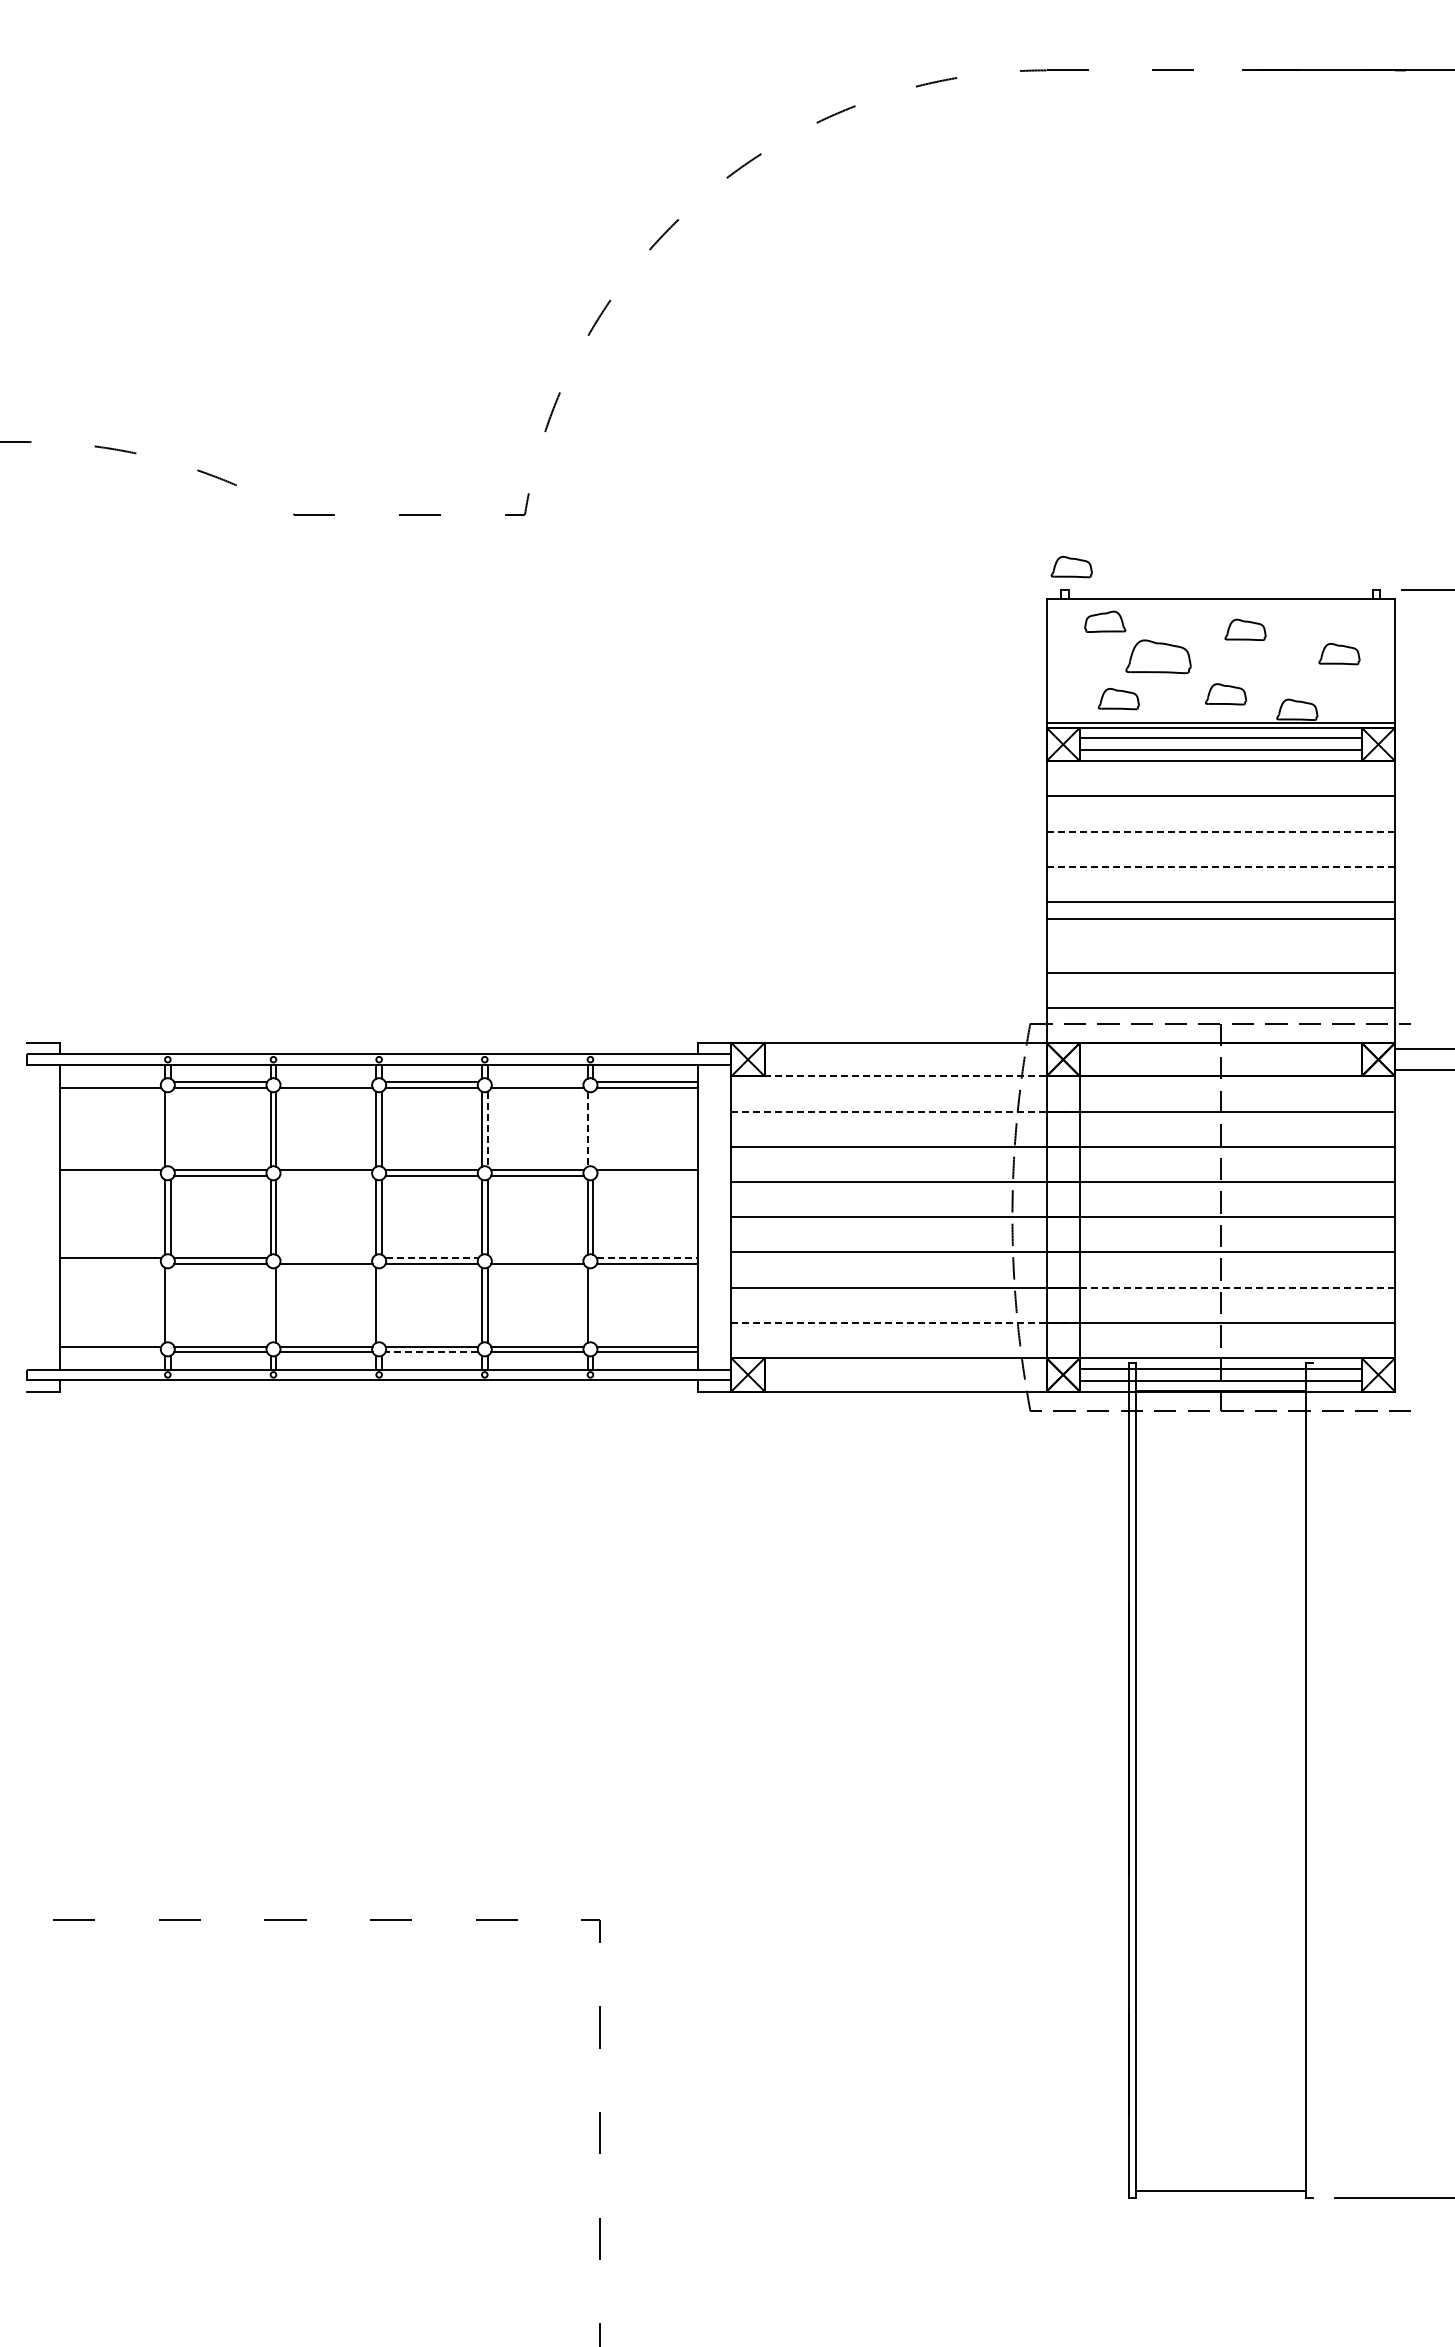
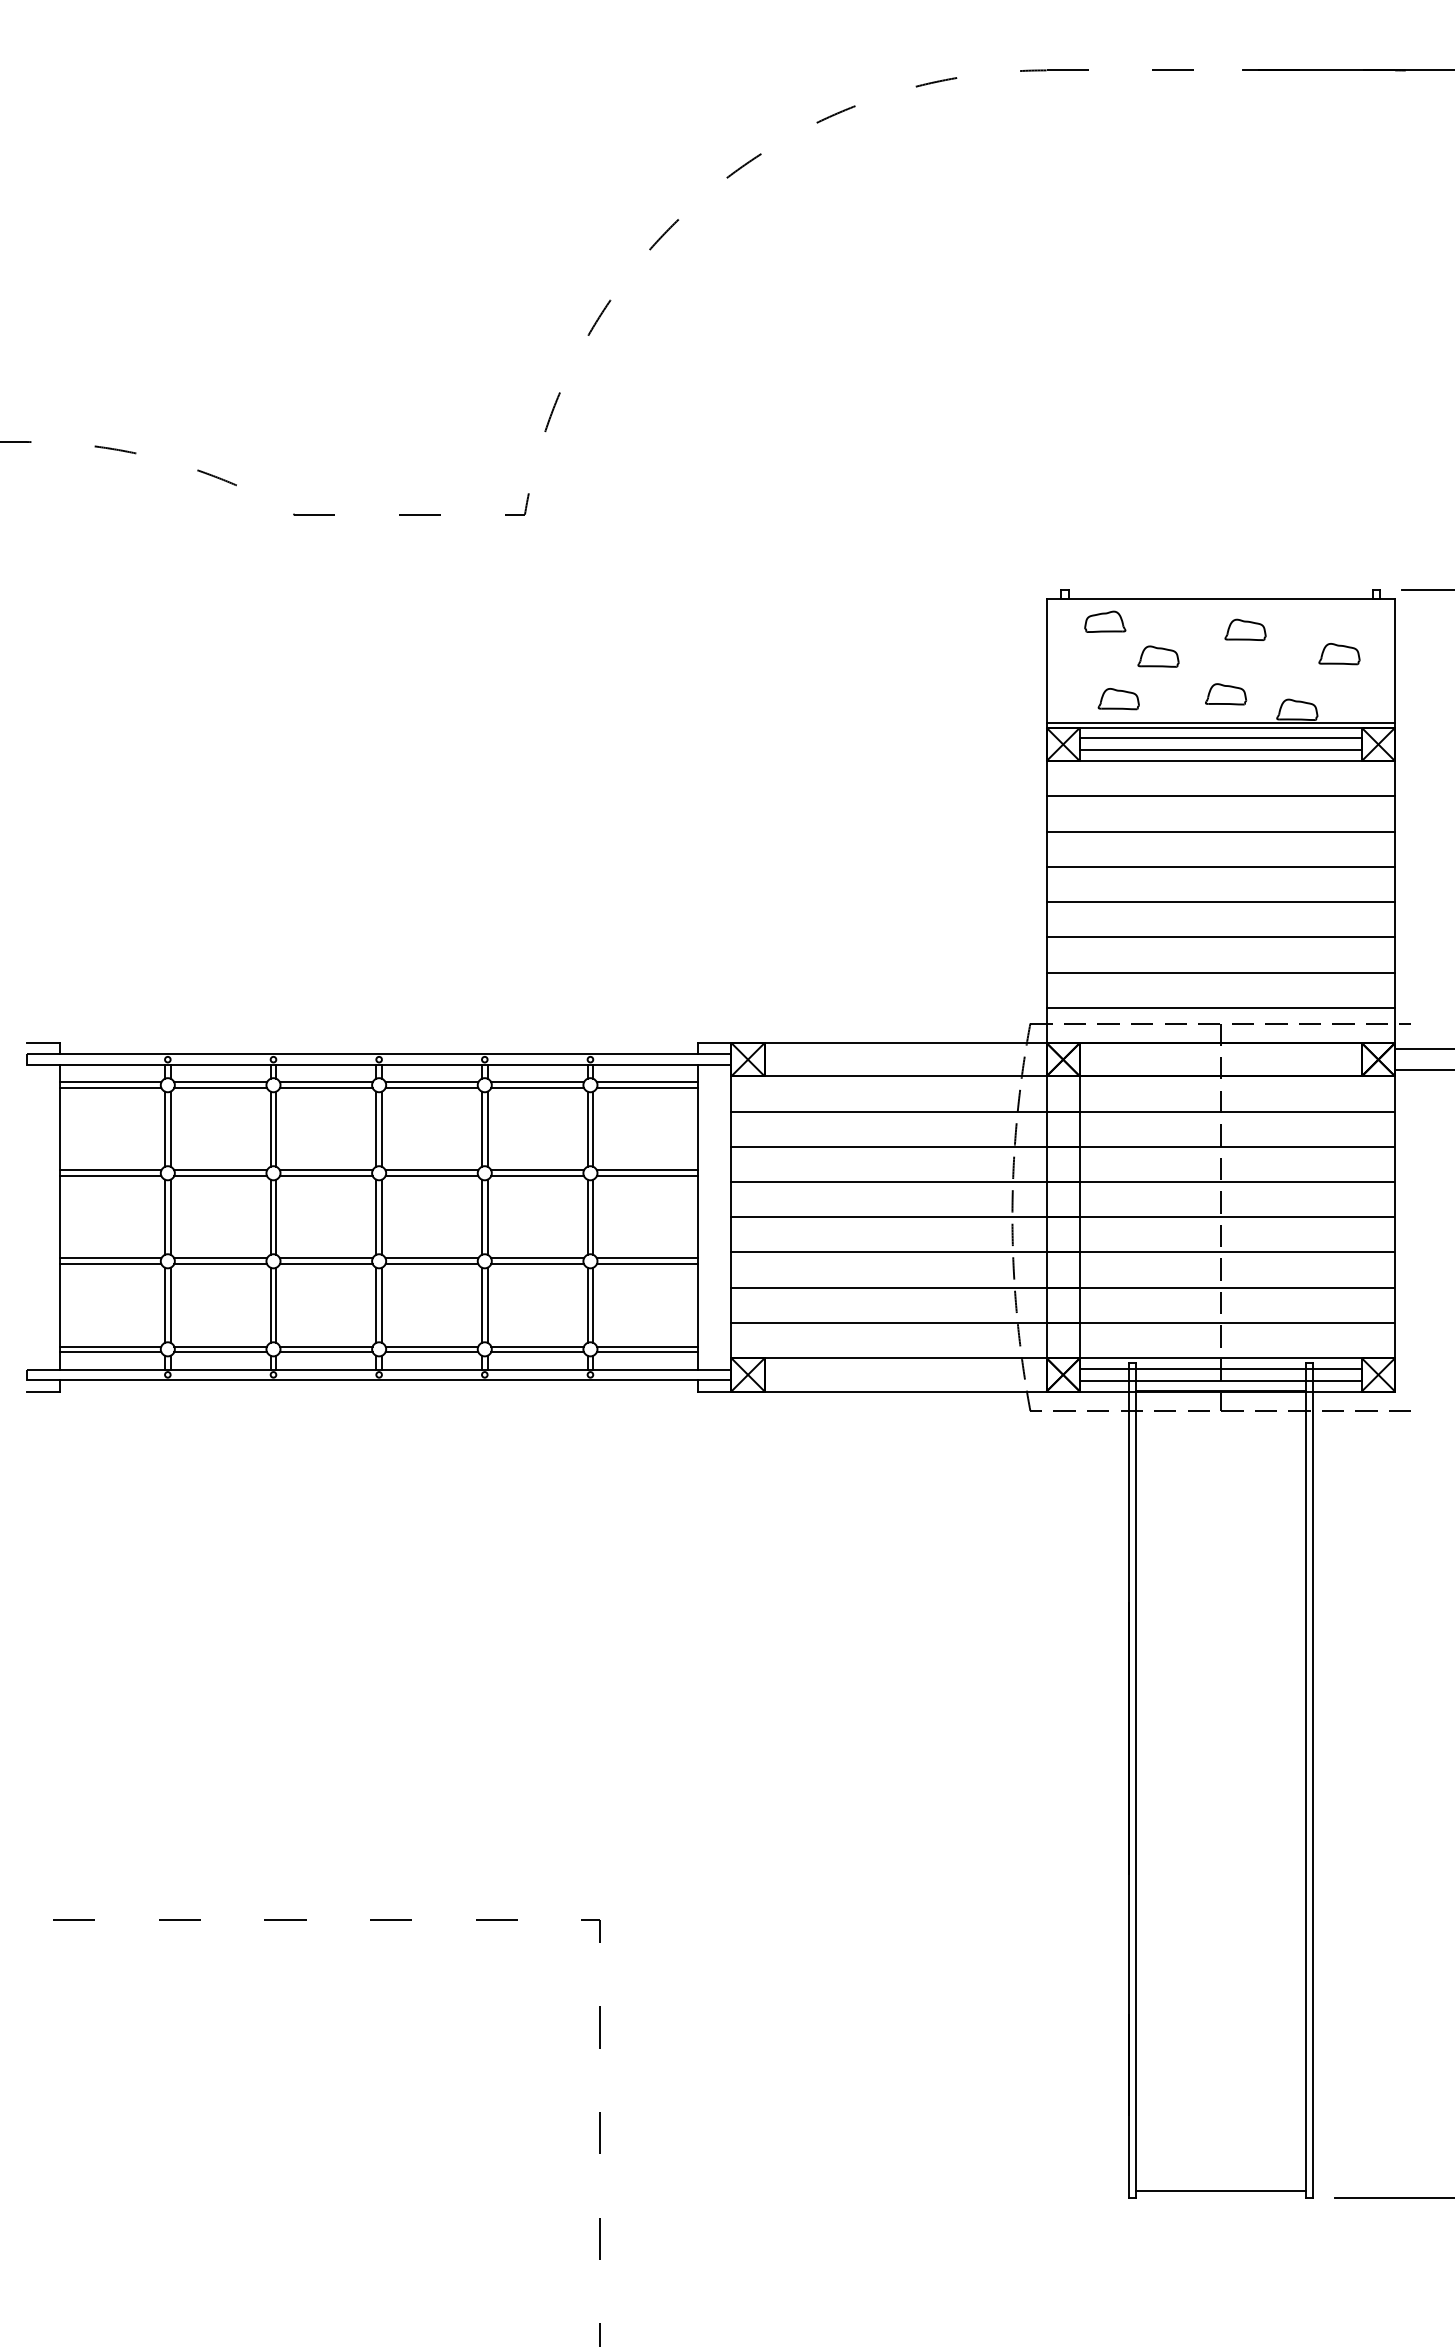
part: present -> none (1071, 567)
part size: 67x36 px -> 43x23 px (1158, 656)
line: dashed -> solid (1221, 831)
line: dashed -> solid (1221, 866)
line position: (1220, 919) -> (1220, 937) (1220, 937)
line: dashed -> solid (906, 1076)
line: none -> present (110, 1082)
line: none -> present (325, 1082)
line: none -> present (537, 1082)
line: dashed -> solid (906, 1111)
line: none -> present (170, 1128)
line: none -> present (593, 1128)
line: dashed -> solid (487, 1129)
line: dashed -> solid (587, 1129)
line: none -> present (110, 1176)
line: none -> present (325, 1176)
line: none -> present (646, 1176)
line: none -> present (325, 1258)
line: dashed -> solid (432, 1258)
line: none -> present (537, 1258)
line: dashed -> solid (647, 1258)
line: none -> present (110, 1264)
line: dashed -> solid (1221, 1287)
line: none -> present (170, 1304)
line: none -> present (270, 1304)
line: none -> present (381, 1304)
line: none -> present (593, 1304)
line: dashed -> solid (906, 1322)
line: none -> present (110, 1352)
line: dashed -> solid (431, 1352)
line: none -> present (1313, 1780)
